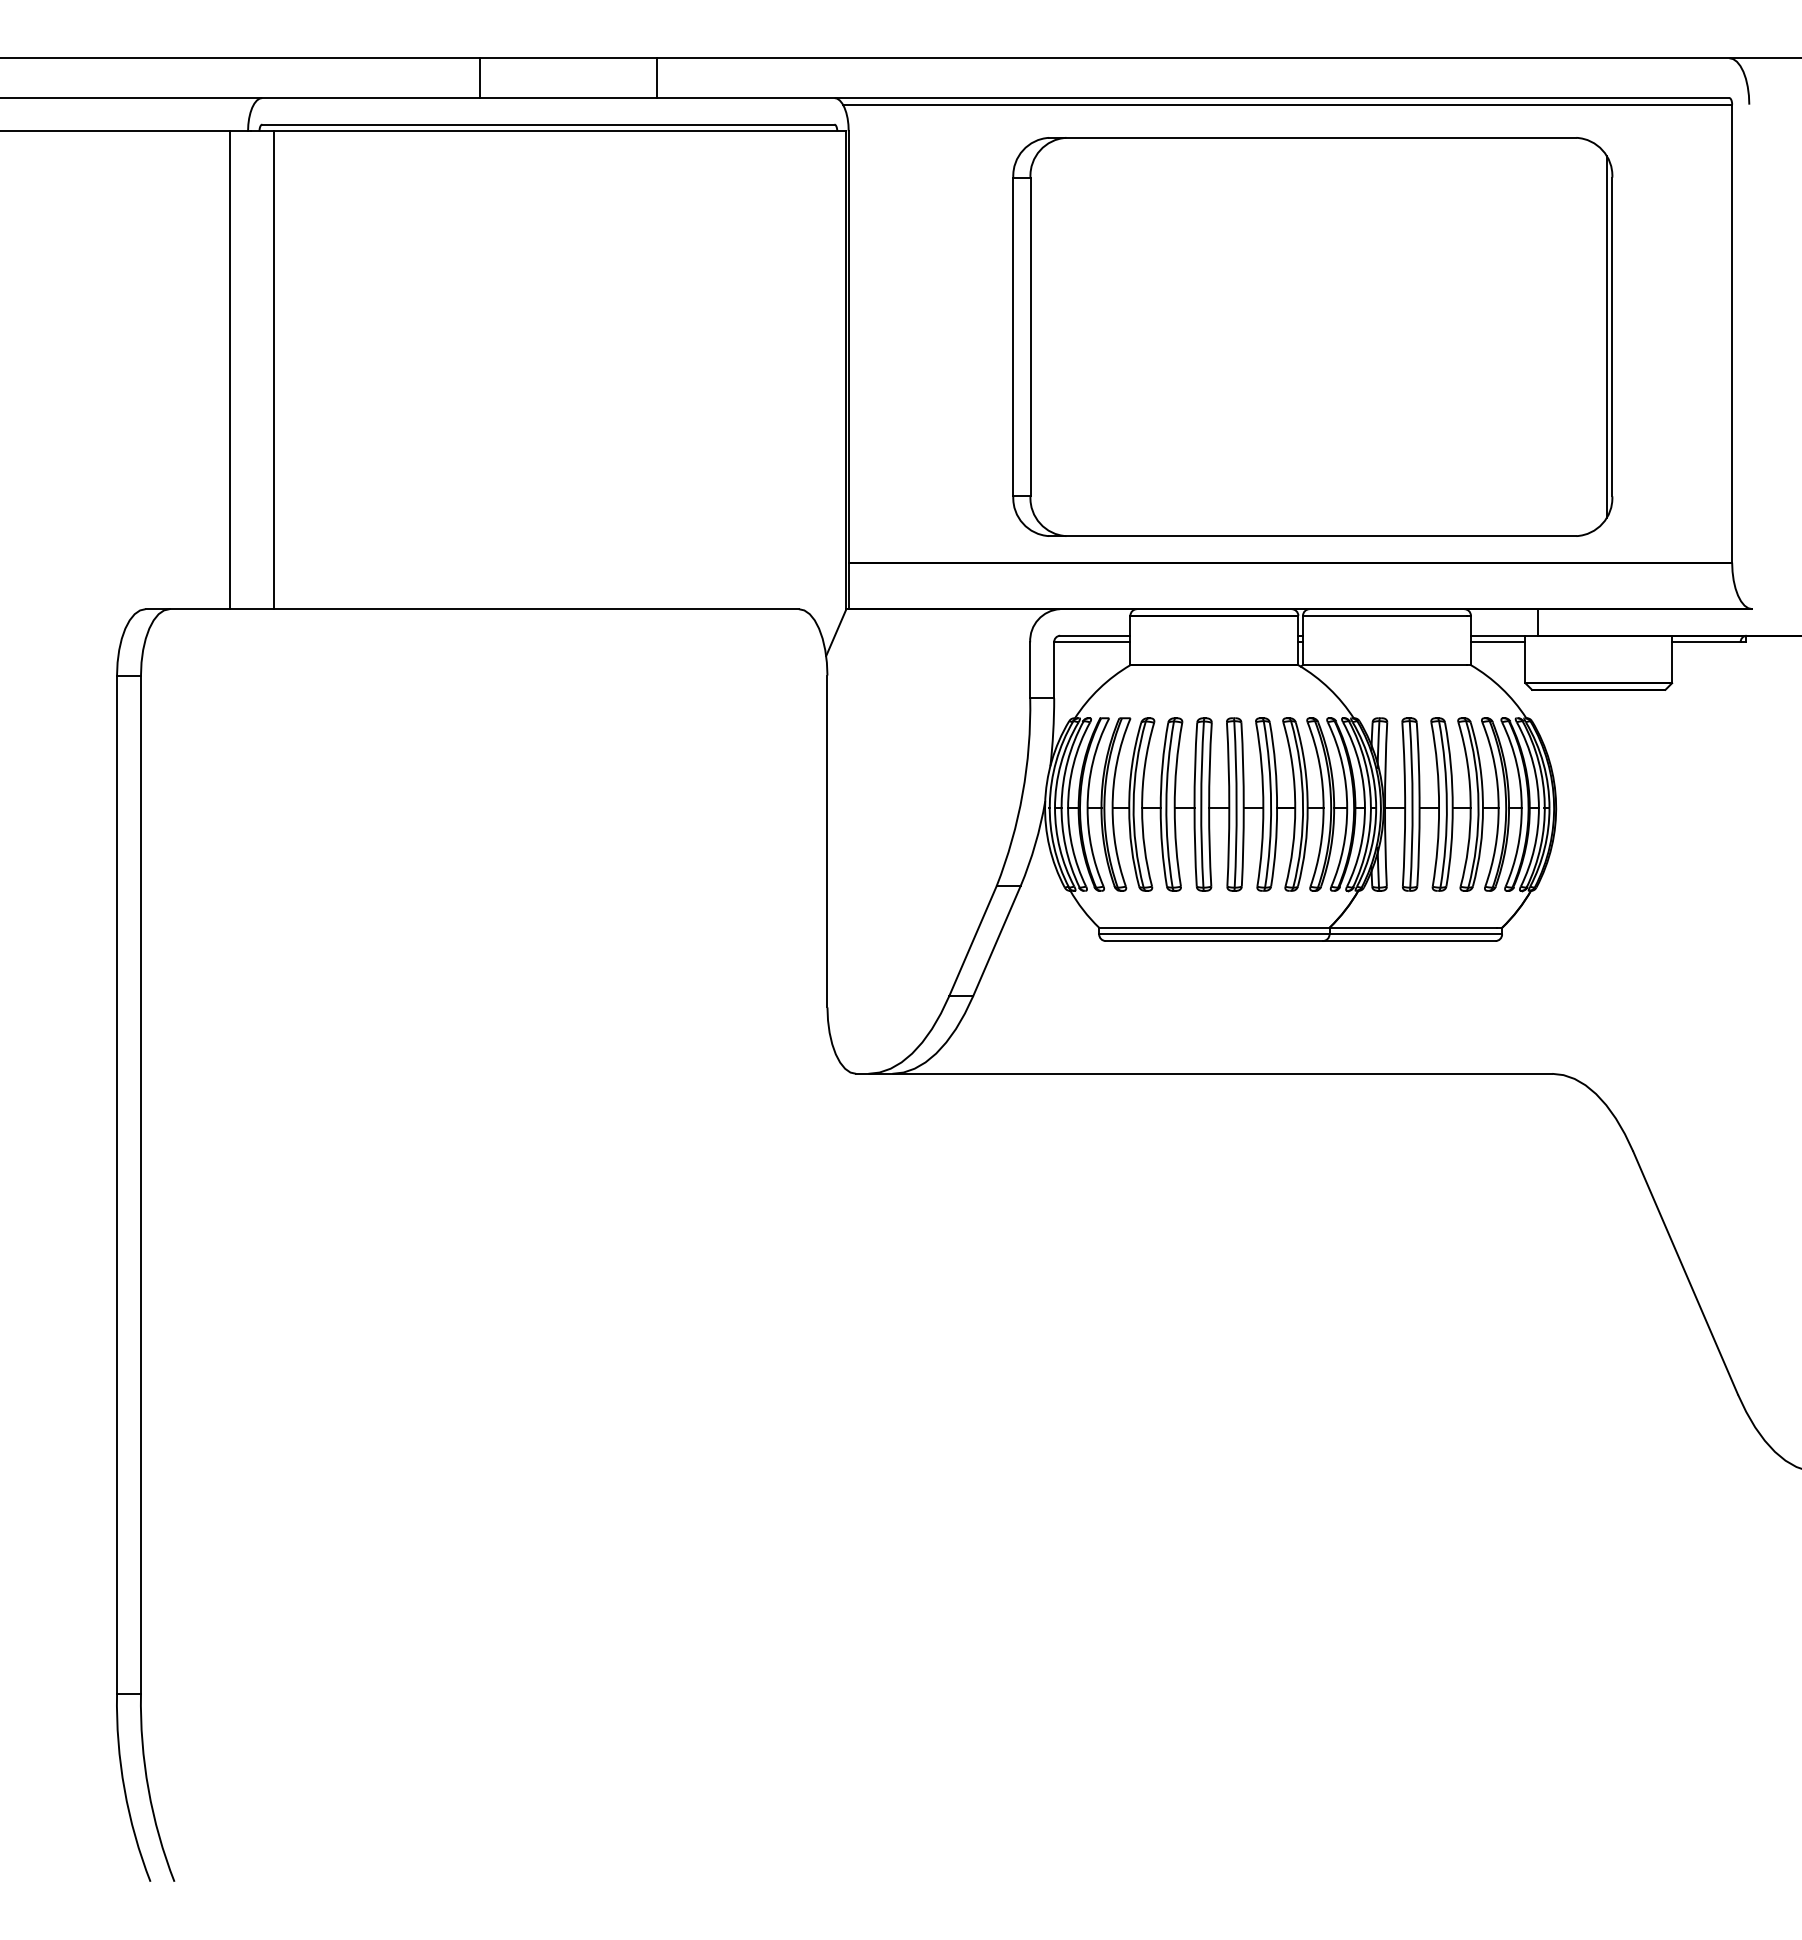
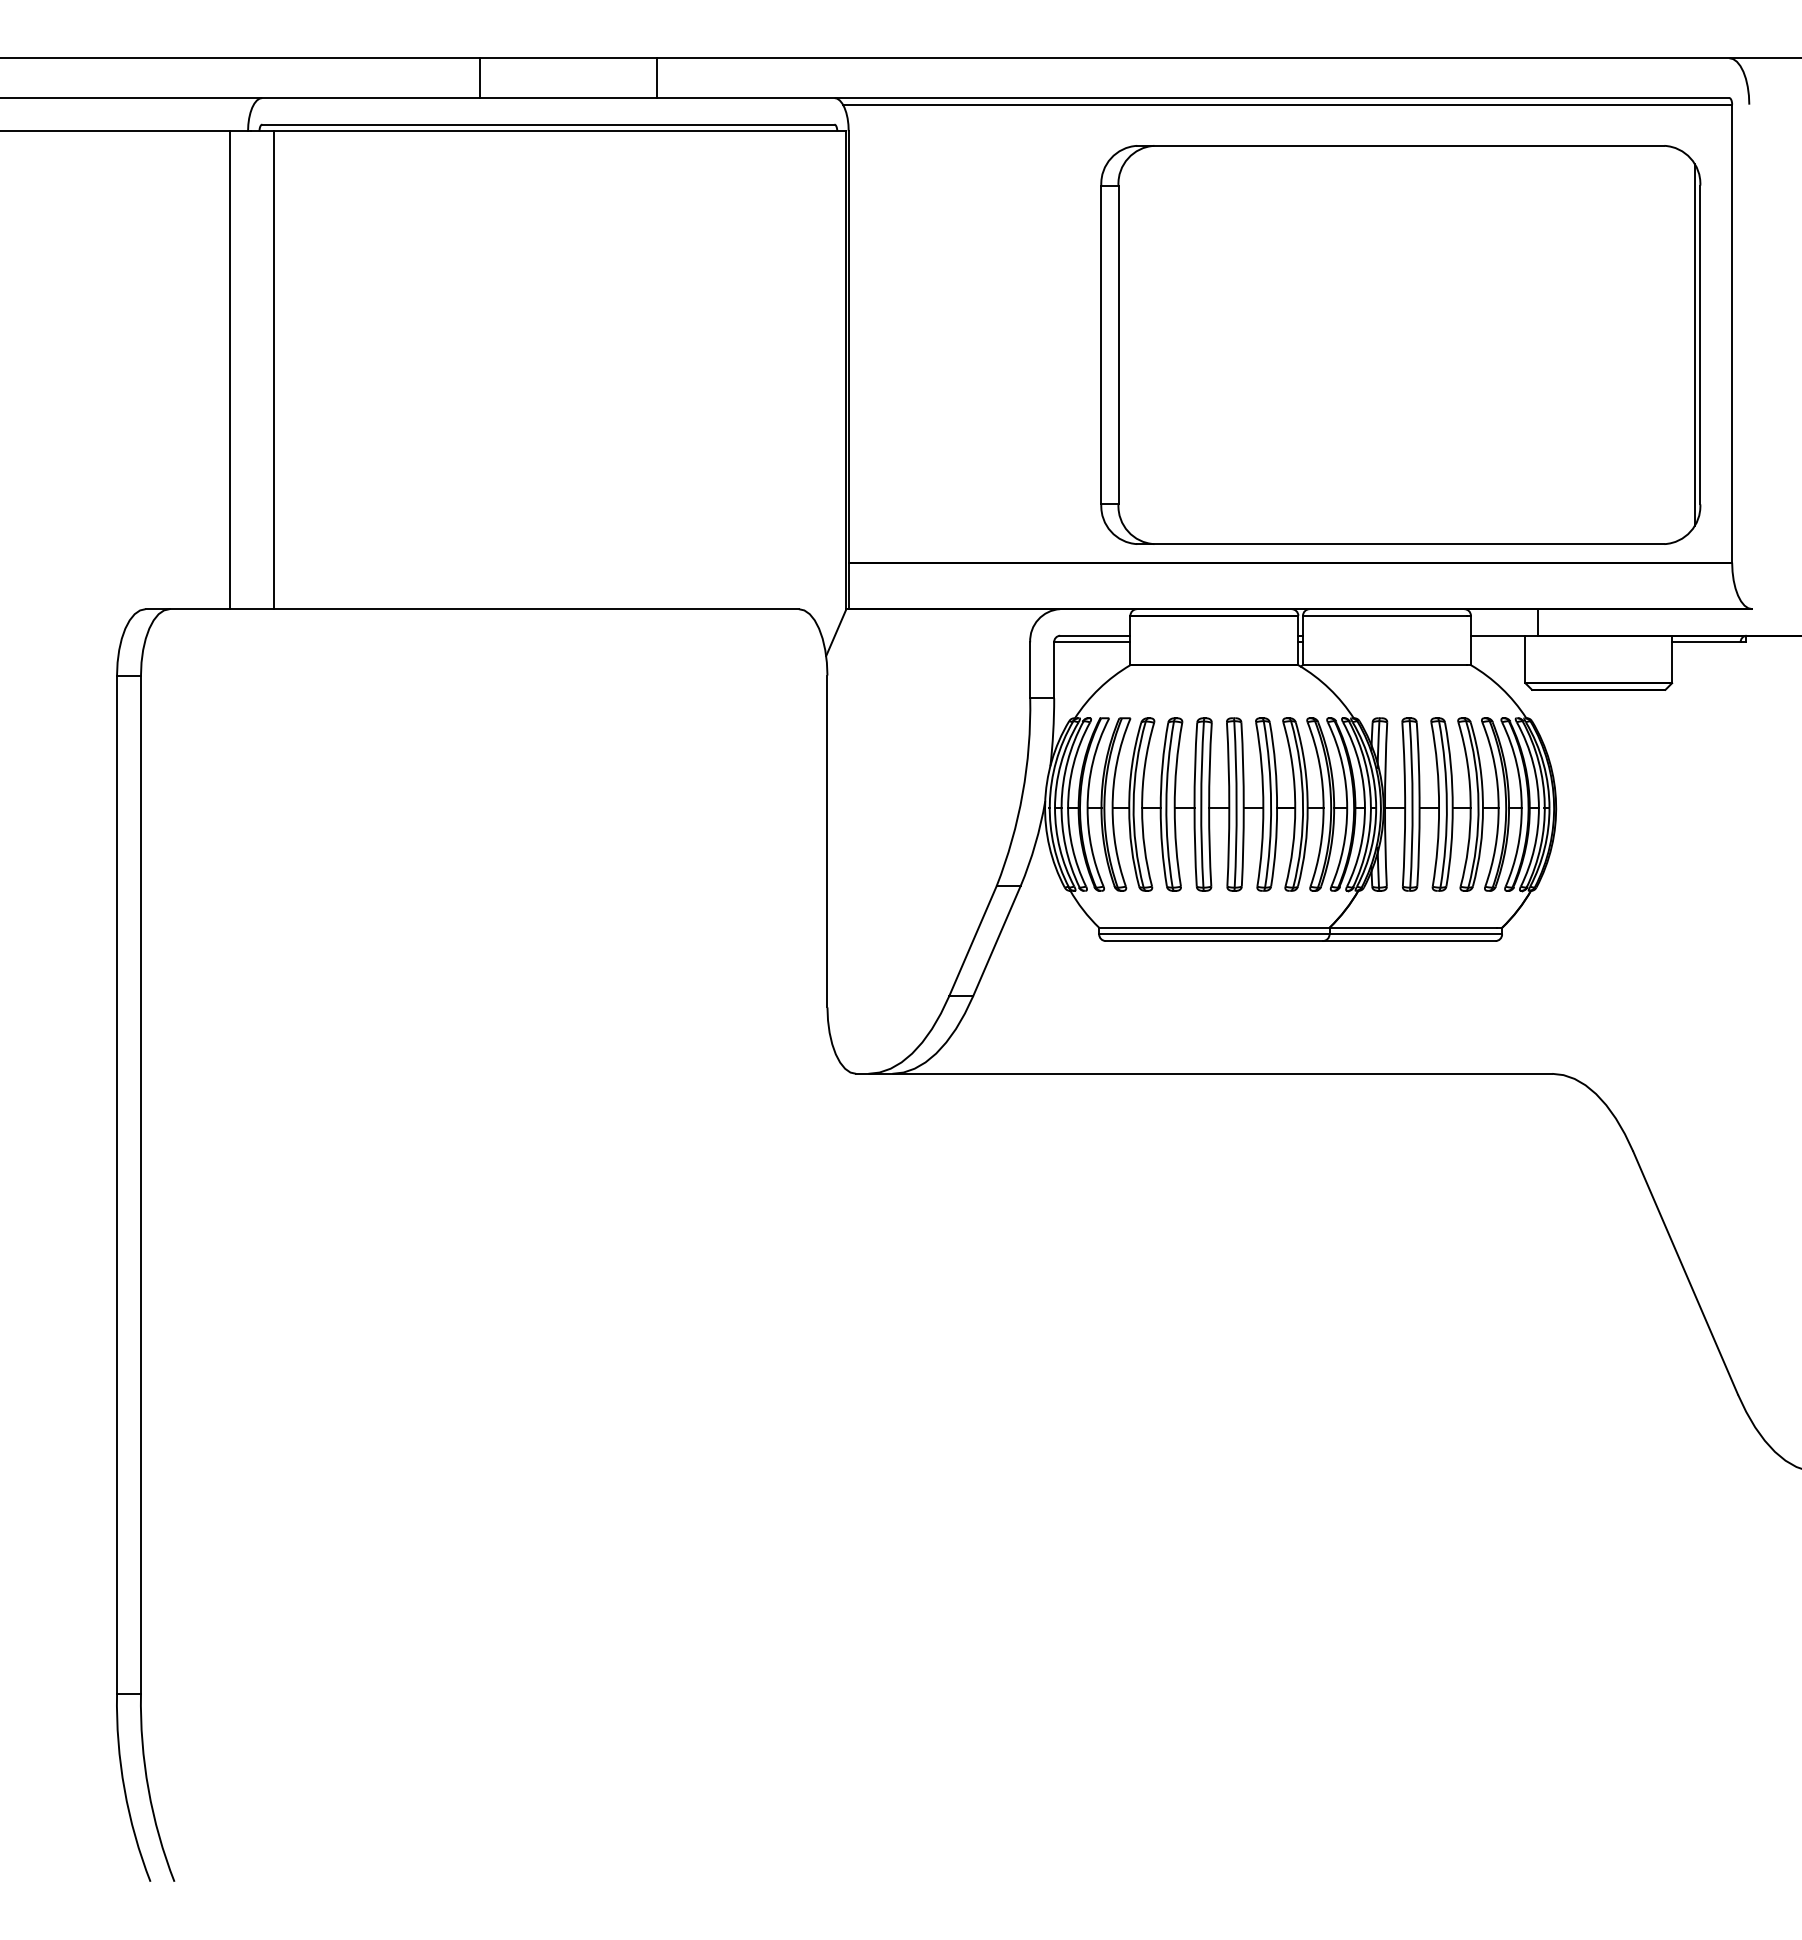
part position: (1312, 336) -> (1400, 344) (1400, 344)
line: present -> none (1497, 642)
